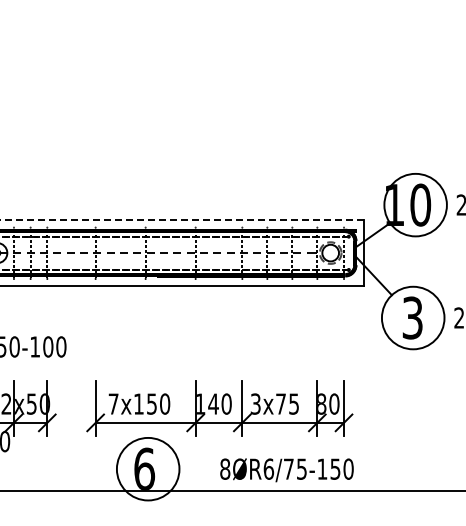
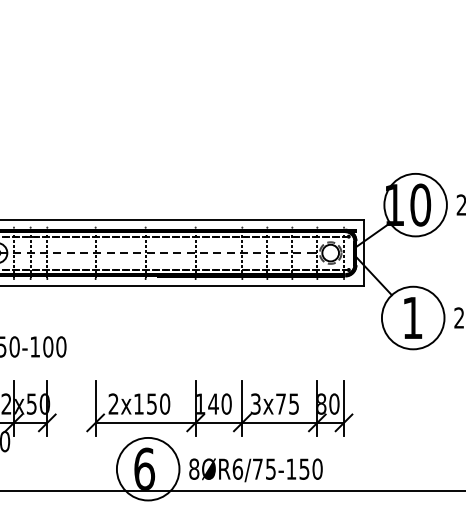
line: dashed -> solid (182, 219)
text: 3 -> 1 (412, 317)
text: 7x150 -> 2x150 (113, 403)
text position: (286, 470) -> (255, 470) (255, 470)
